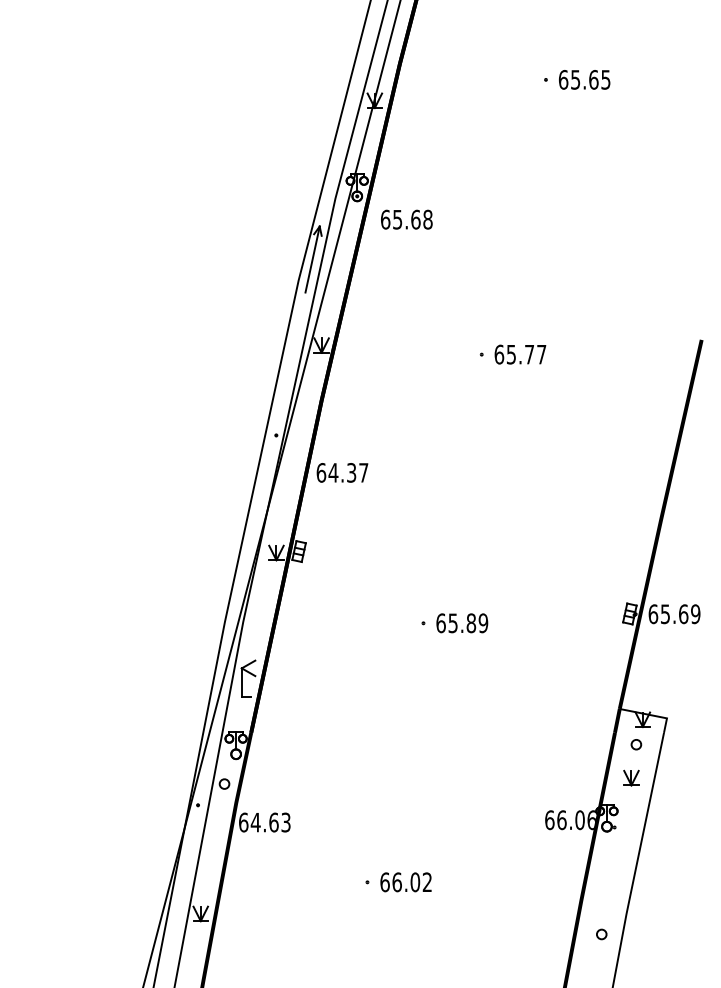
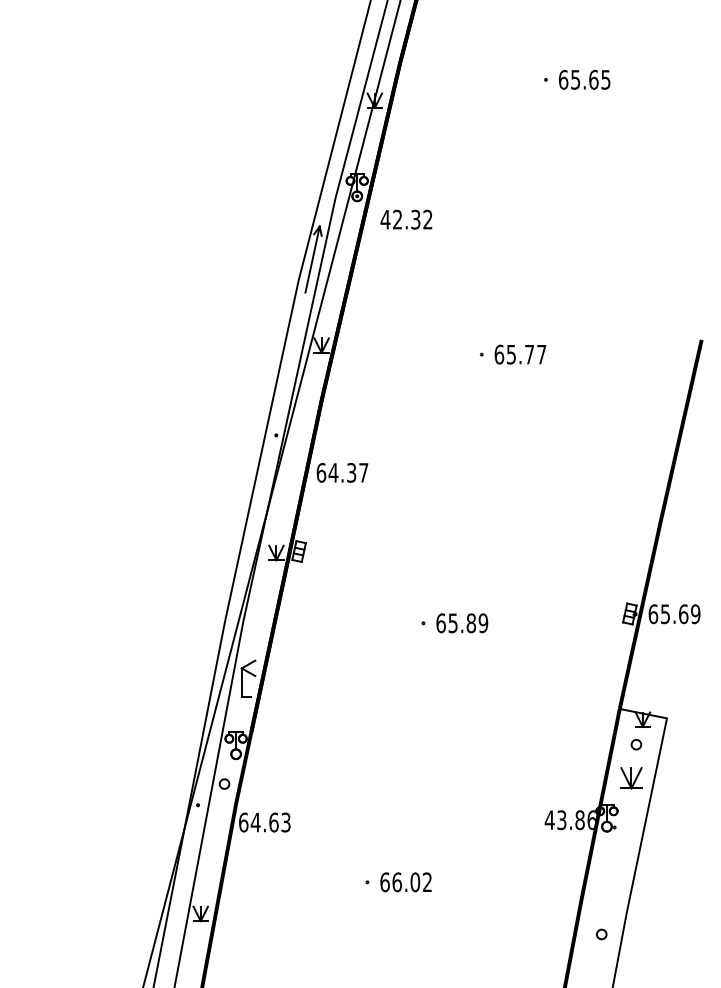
text: 65.68 -> 42.32 (406, 219)
part size: 17x18 px -> 23x23 px (631, 778)
text: 66.06 -> 43.86 (564, 820)
